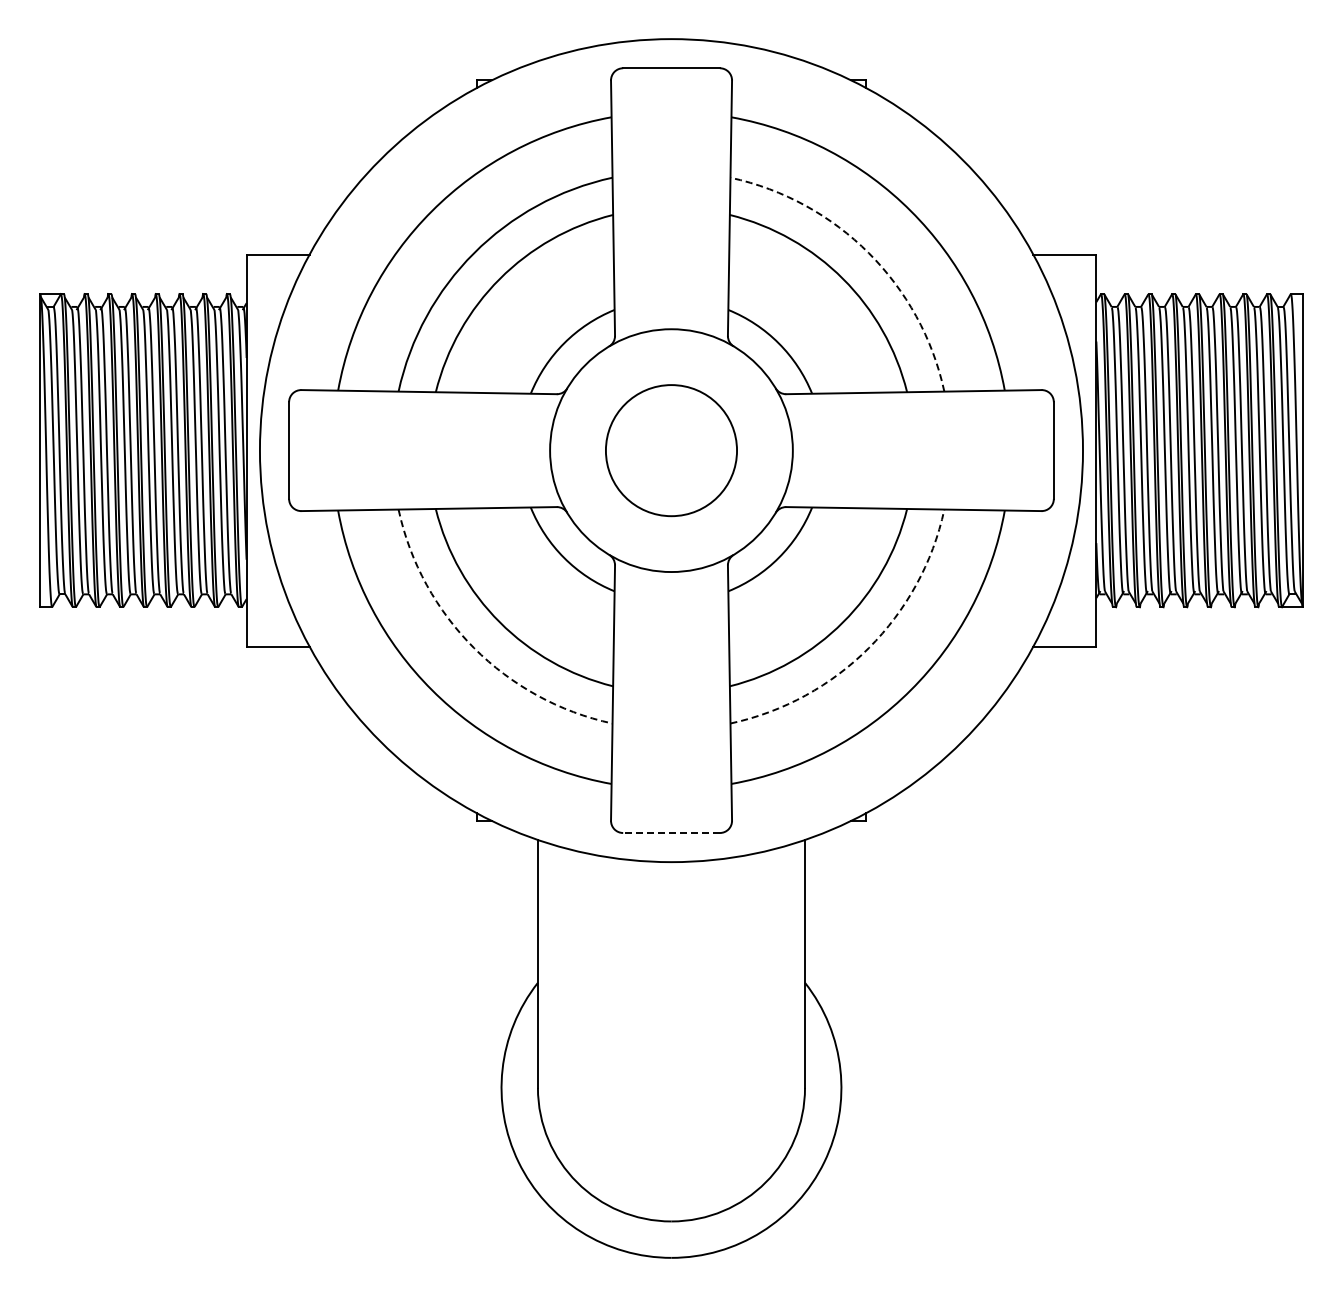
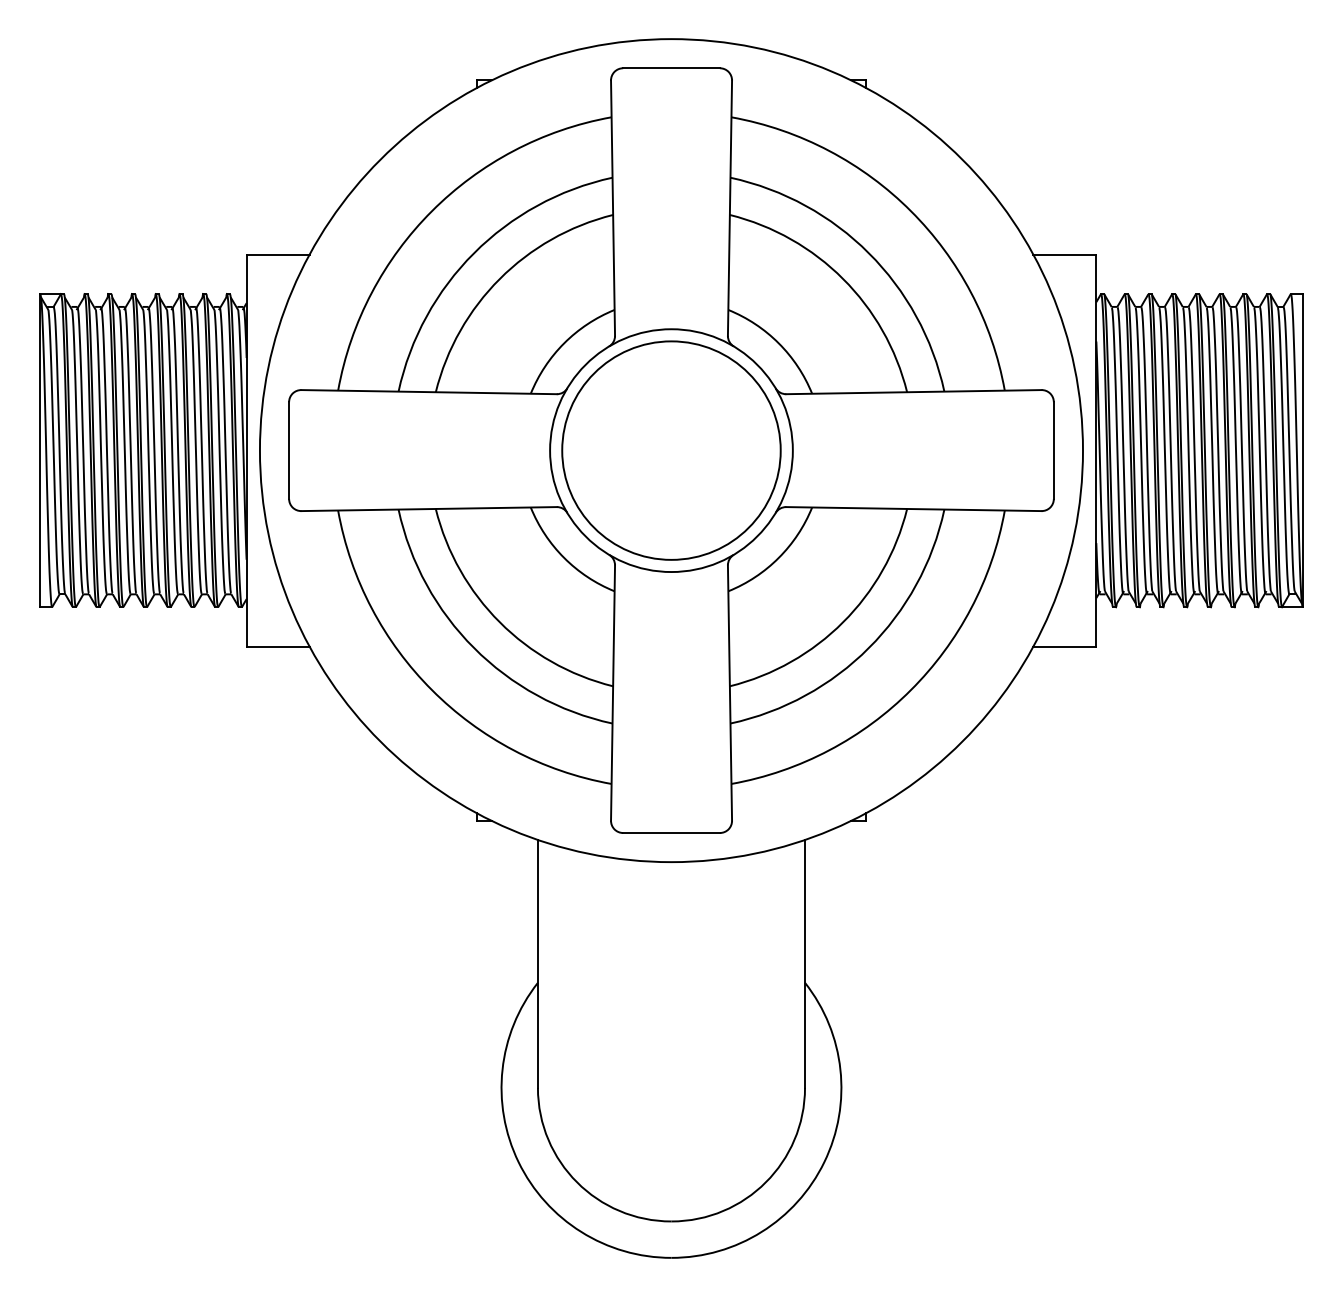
arc: dashed -> solid (868, 253)
circle diameter: 131 px -> 219 px (671, 450)
arc: dashed -> solid (474, 648)
arc: dashed -> solid (868, 648)
line: dashed -> solid (671, 833)
